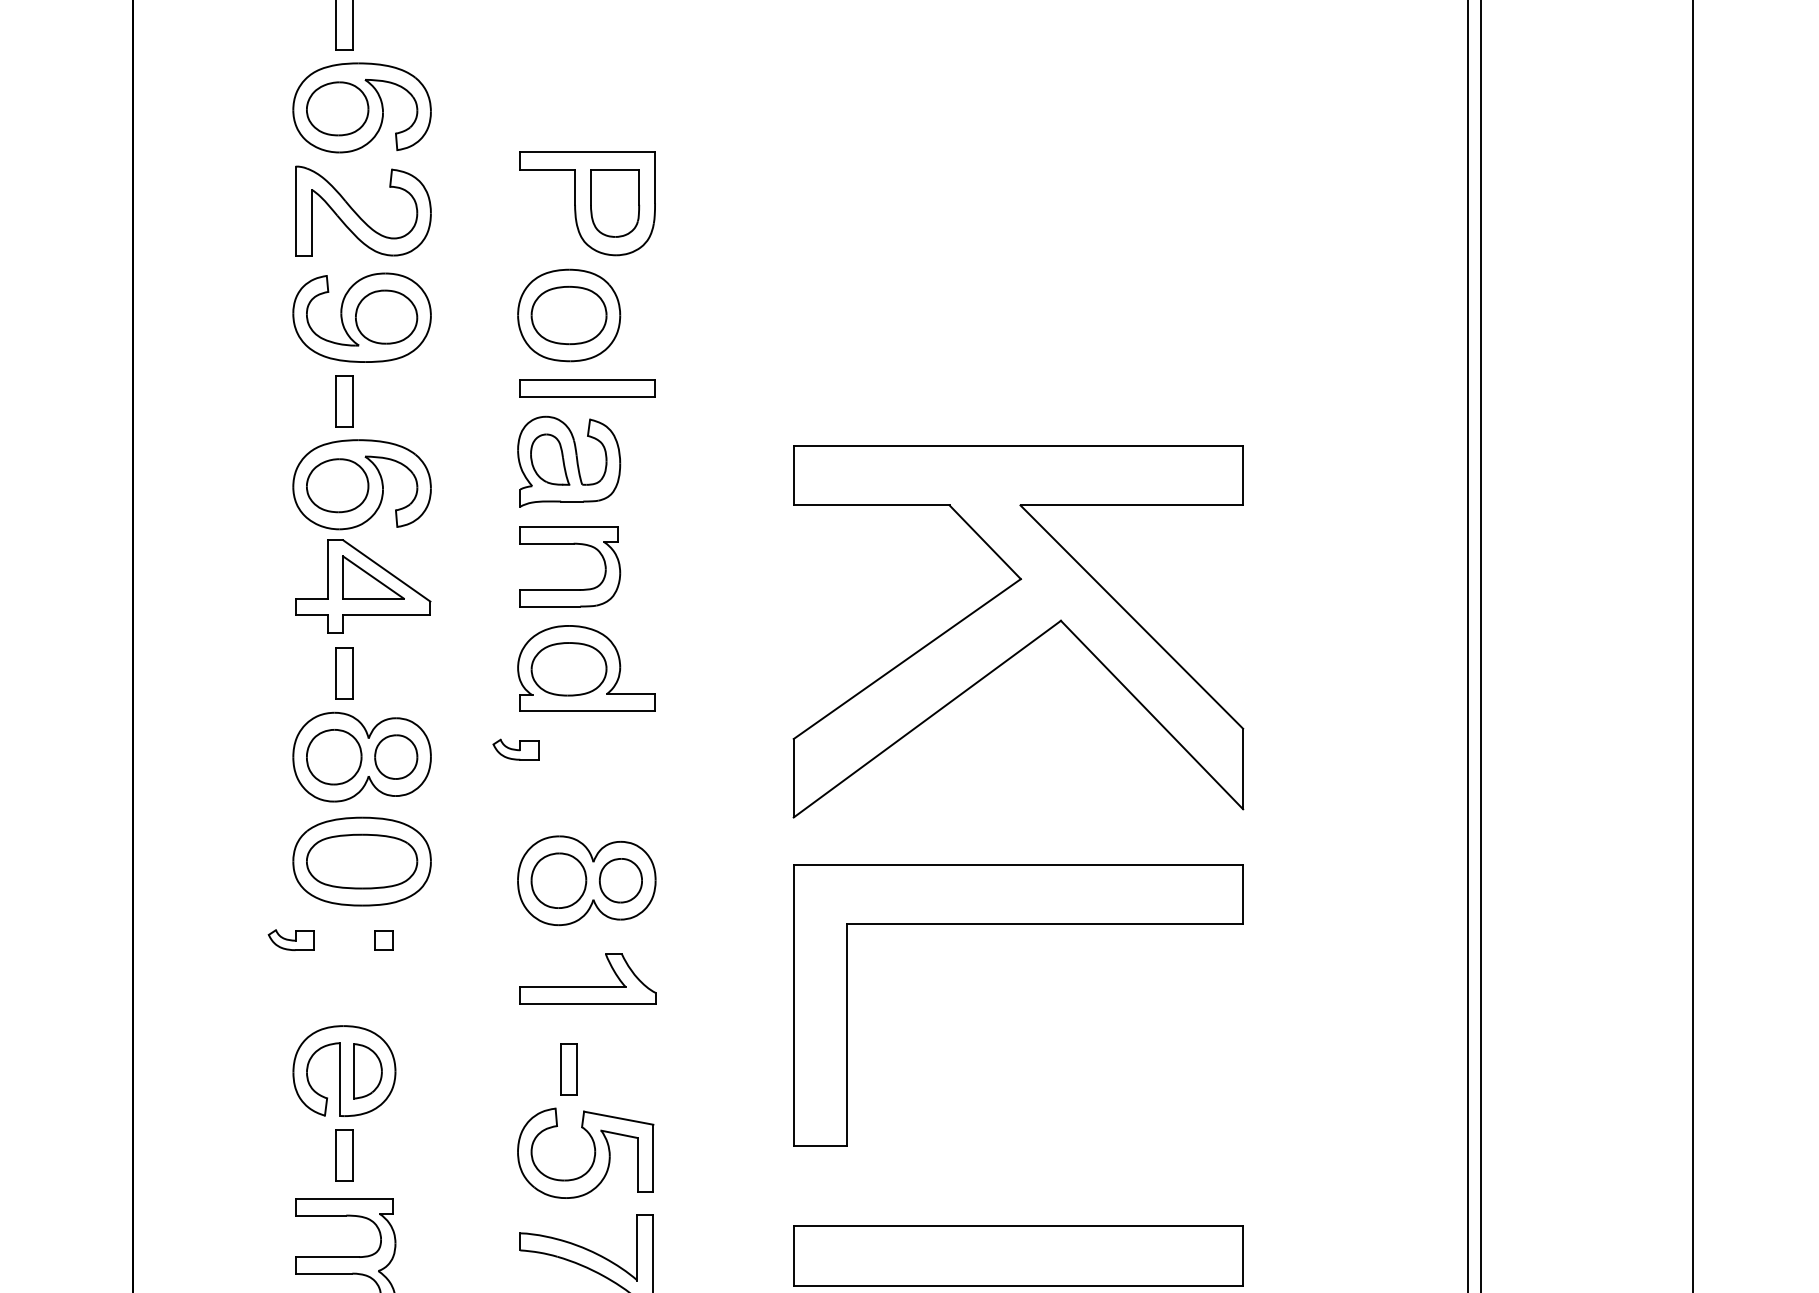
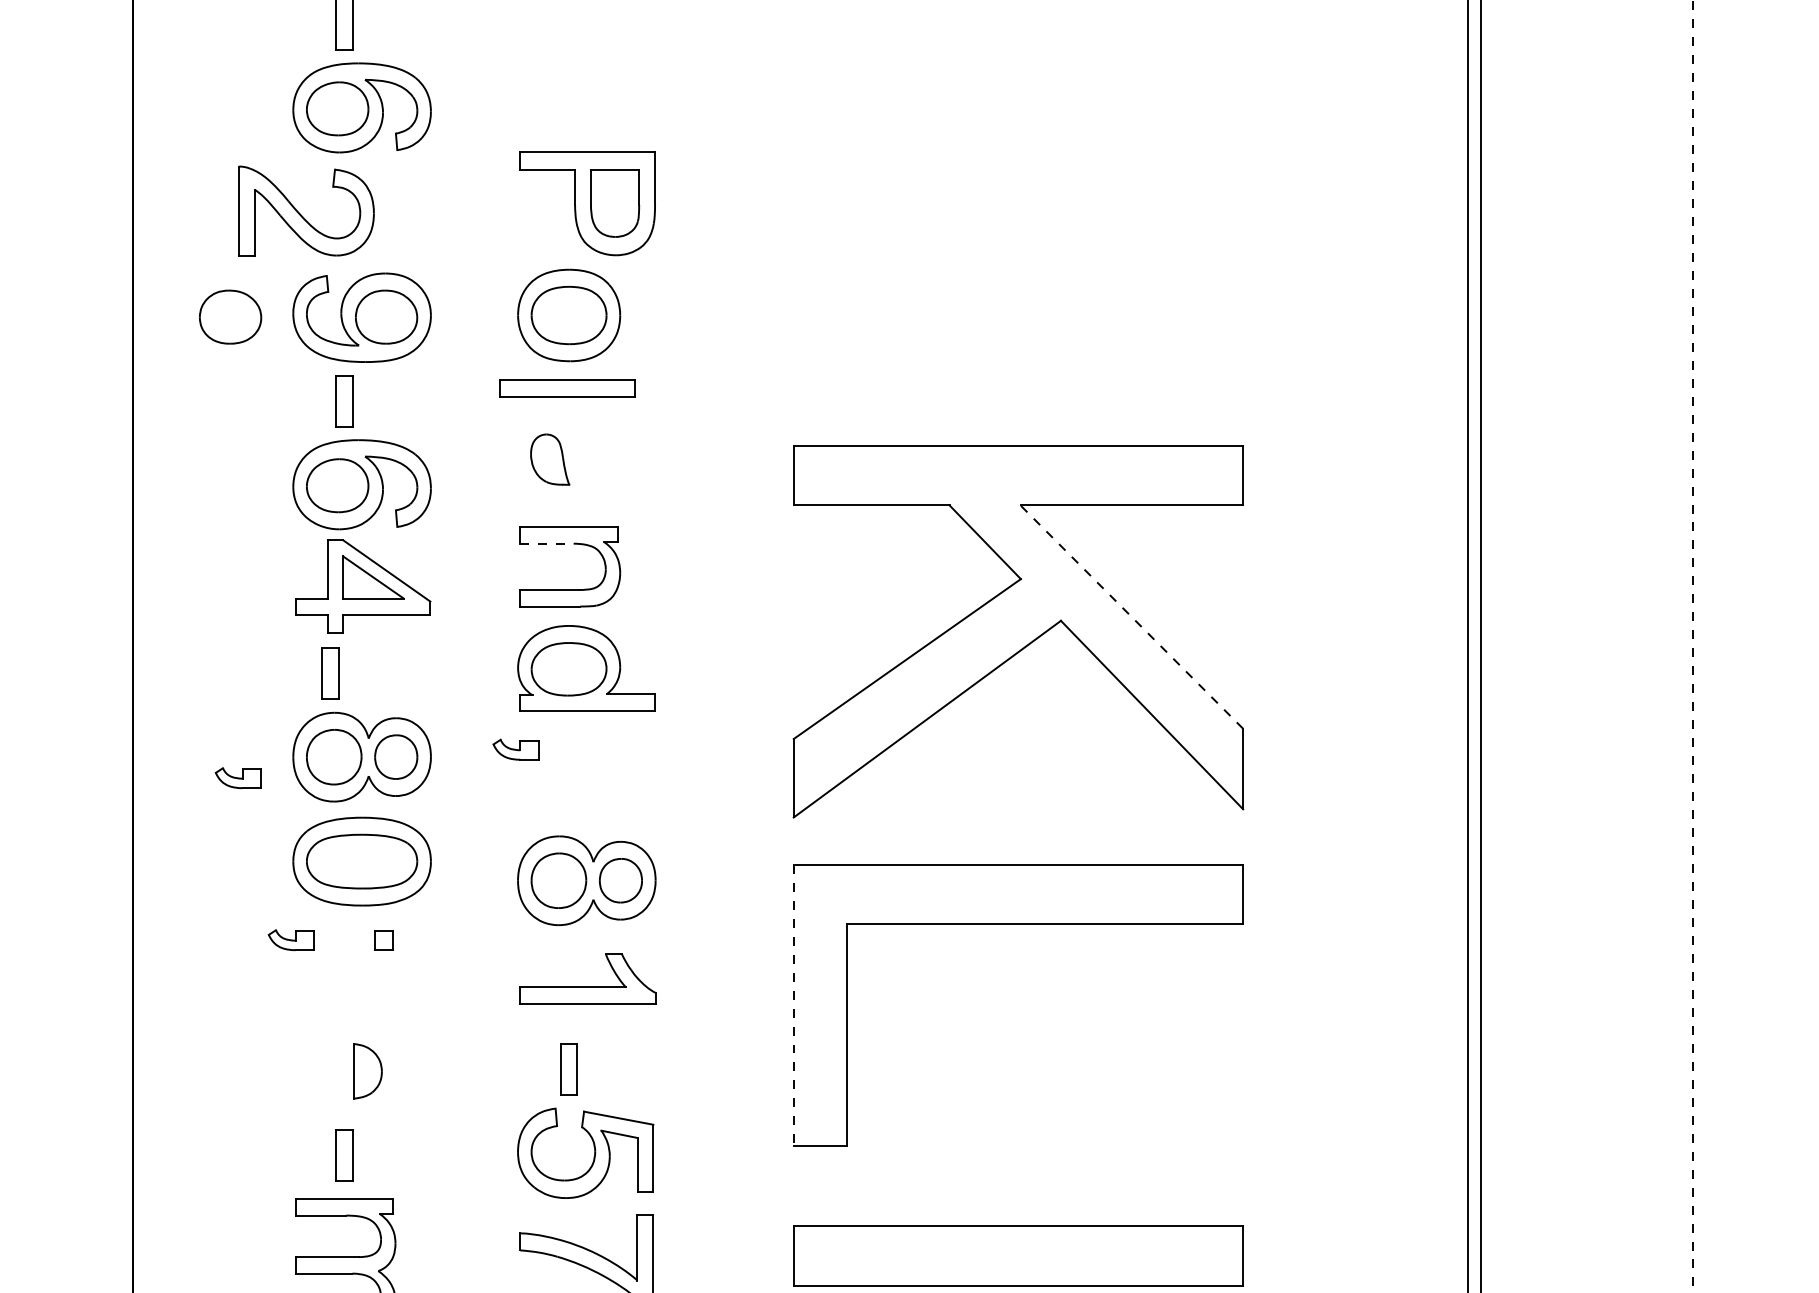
part position: (358, 214) -> (301, 214) (301, 214)
part: none -> present (230, 316)
part position: (587, 388) -> (567, 388) (567, 388)
part: present -> none (569, 461)
line: solid -> dashed (546, 543)
line: solid -> dashed (1131, 617)
line: solid -> dashed (1692, 646)
part position: (344, 673) -> (330, 673) (330, 673)
part: none -> present (237, 777)
line: solid -> dashed (793, 1005)
part: present -> none (344, 1070)
